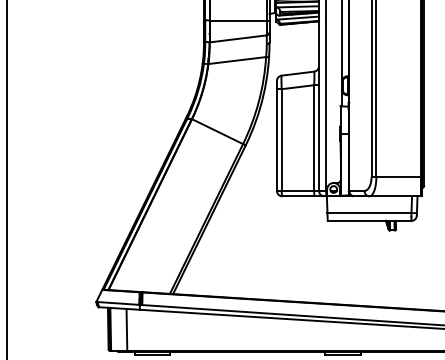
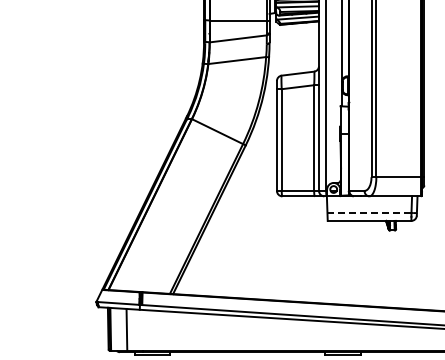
line: present -> none (6, 179)
line: solid -> dashed (369, 213)
